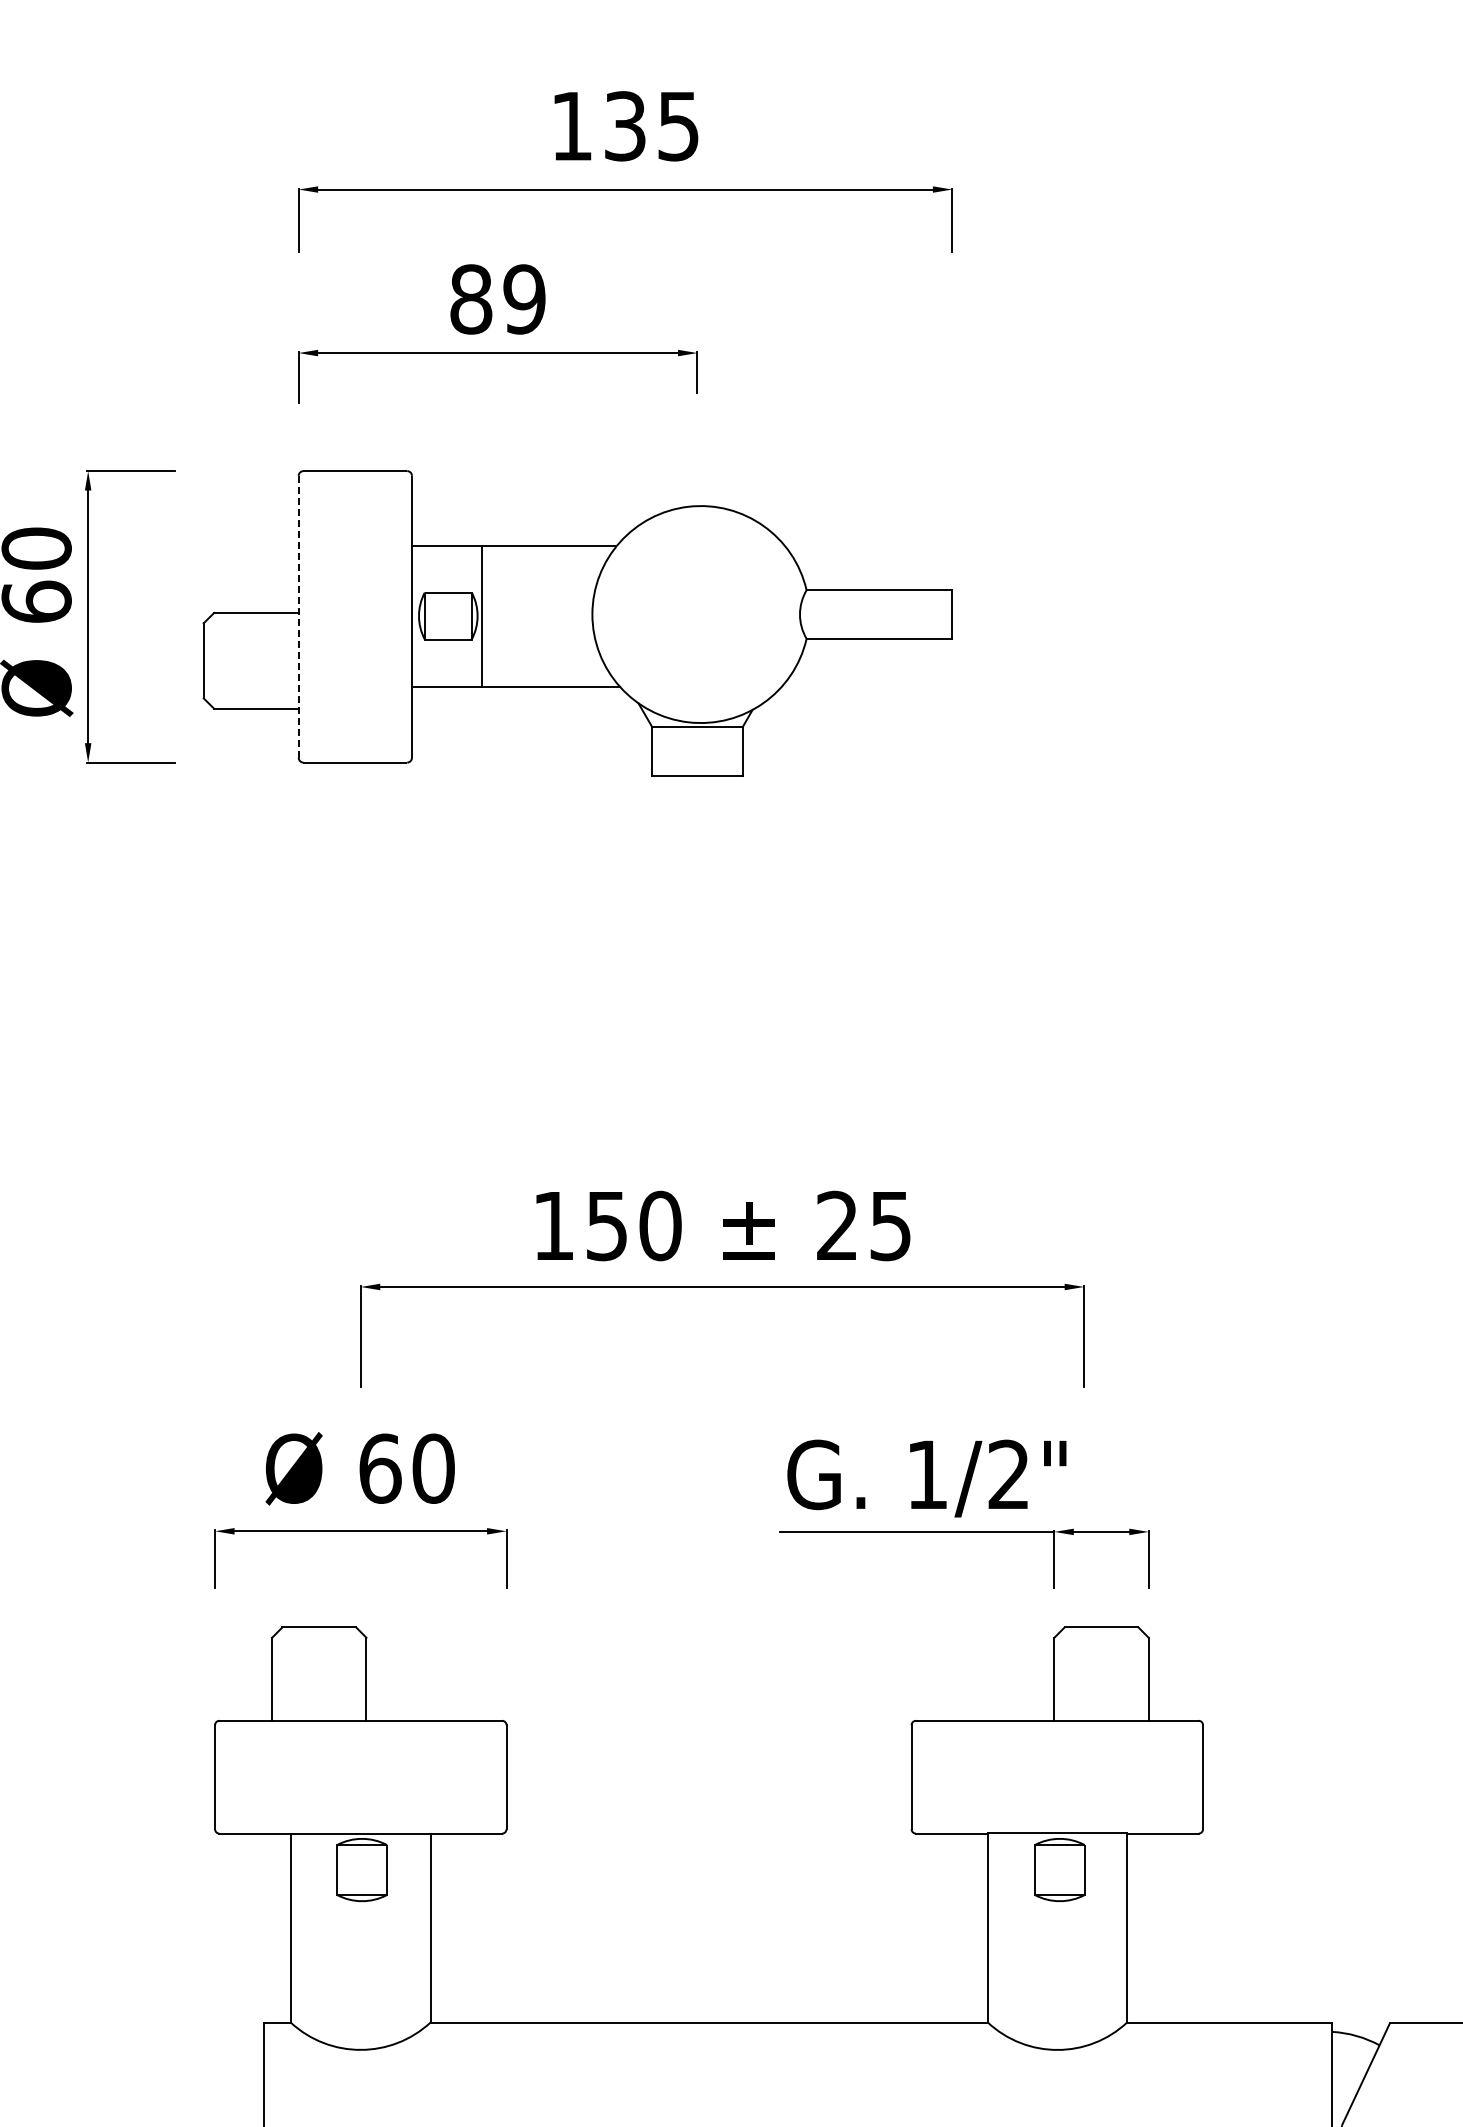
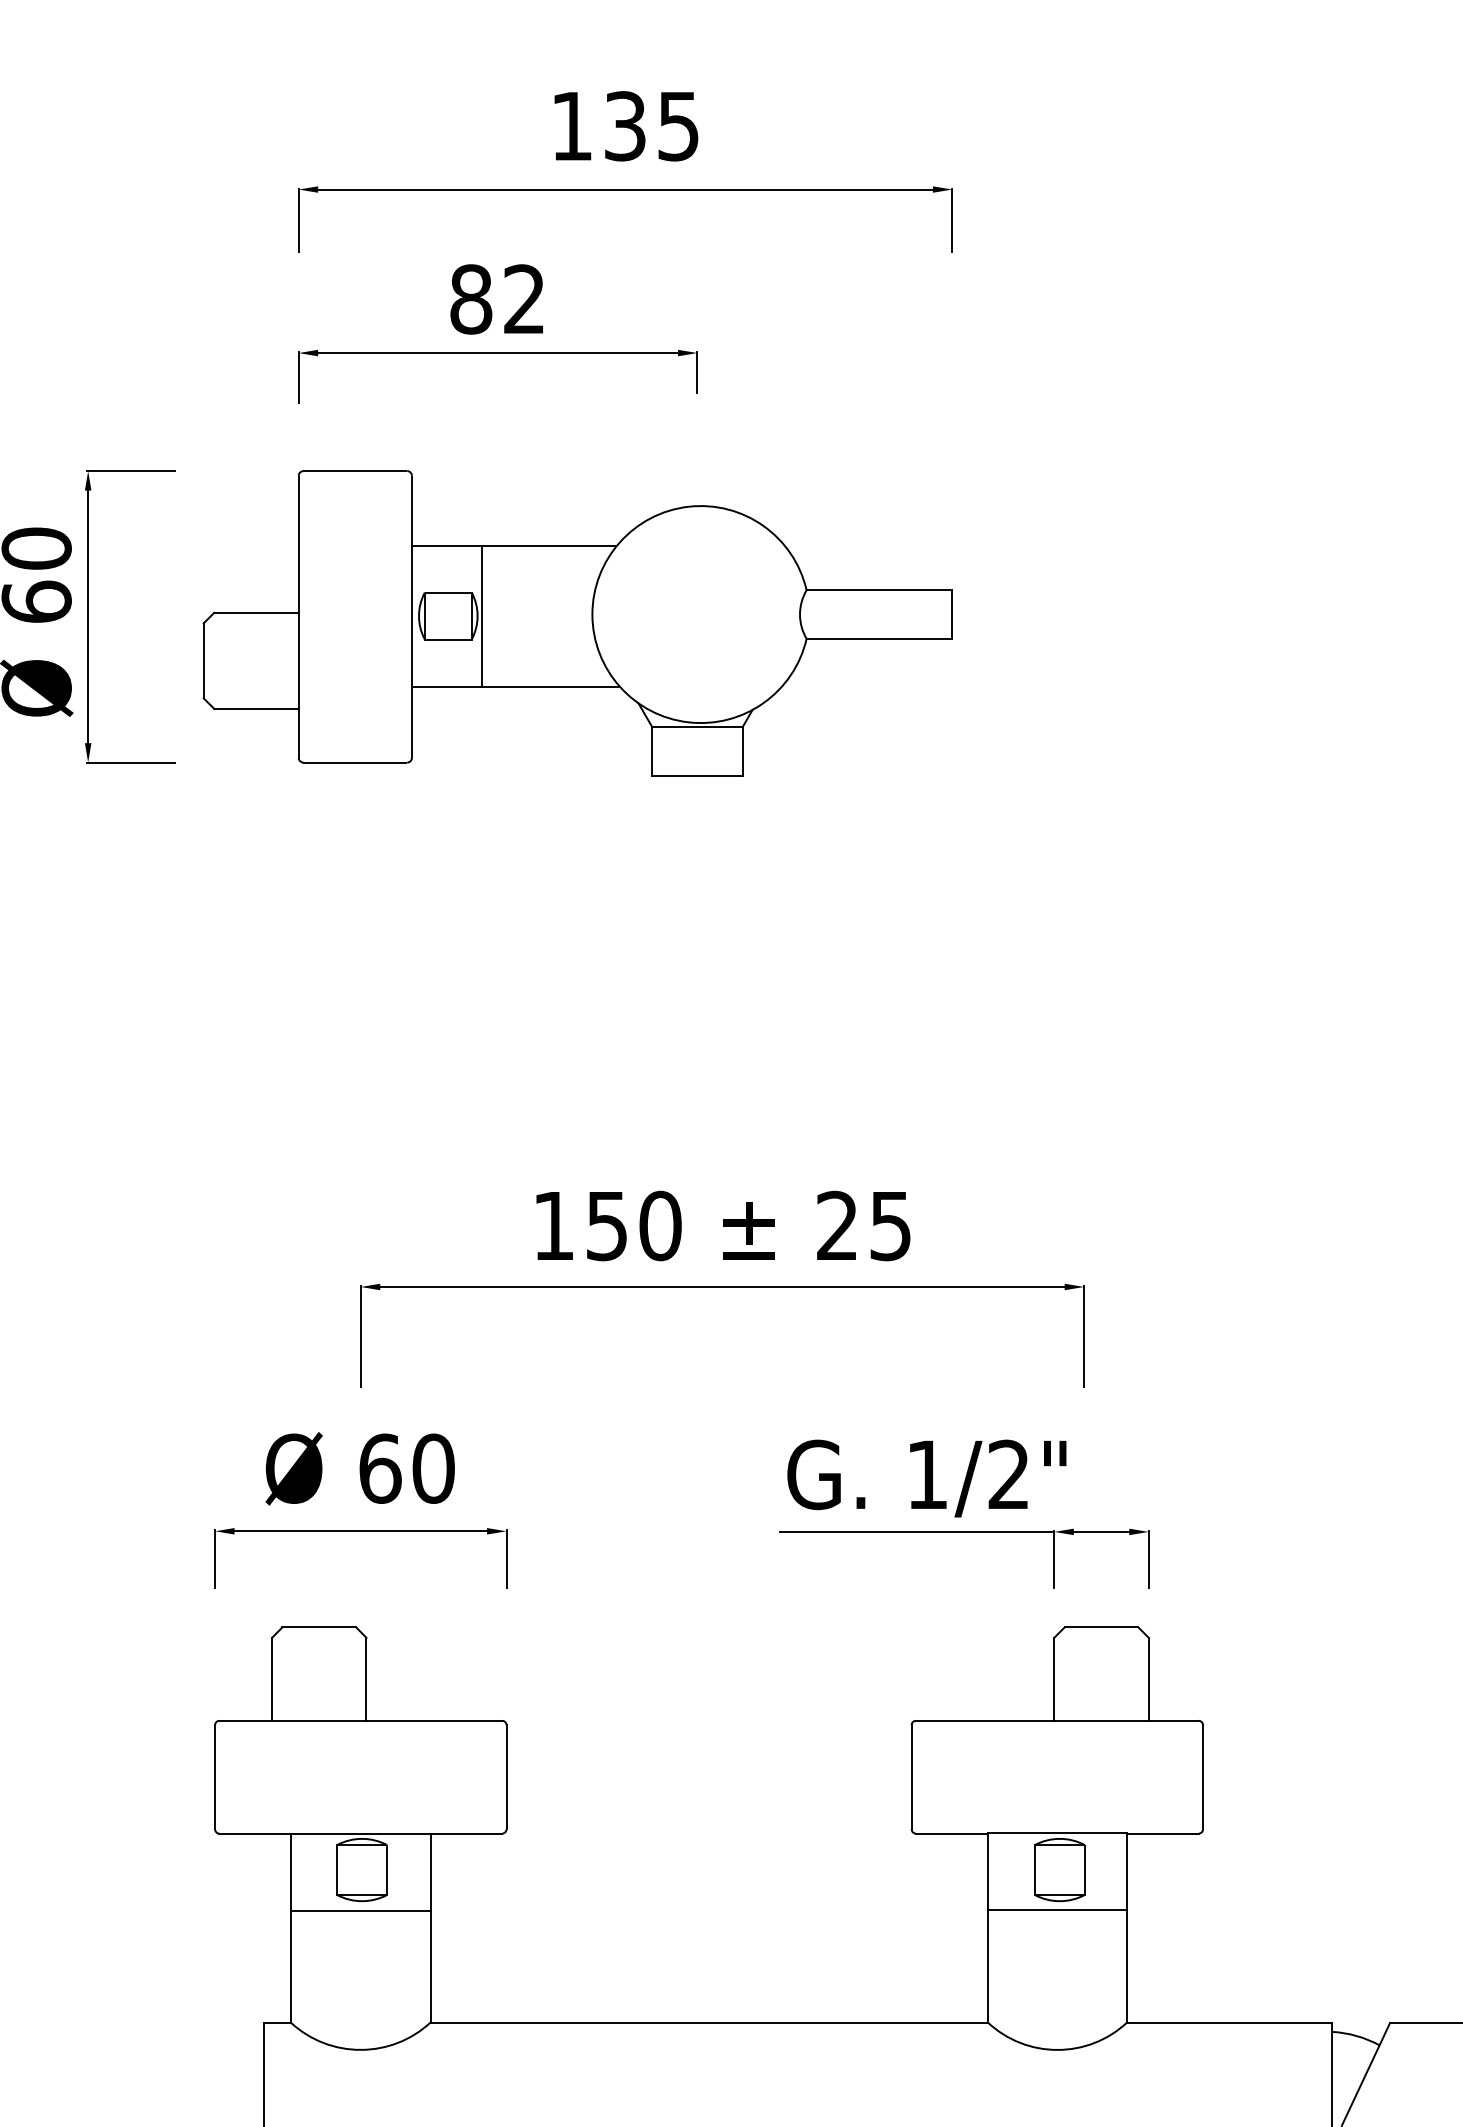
text: 89 -> 82 (524, 299)
line: dashed -> solid (298, 617)
line: none -> present (360, 1910)
line: none -> present (1057, 1910)
